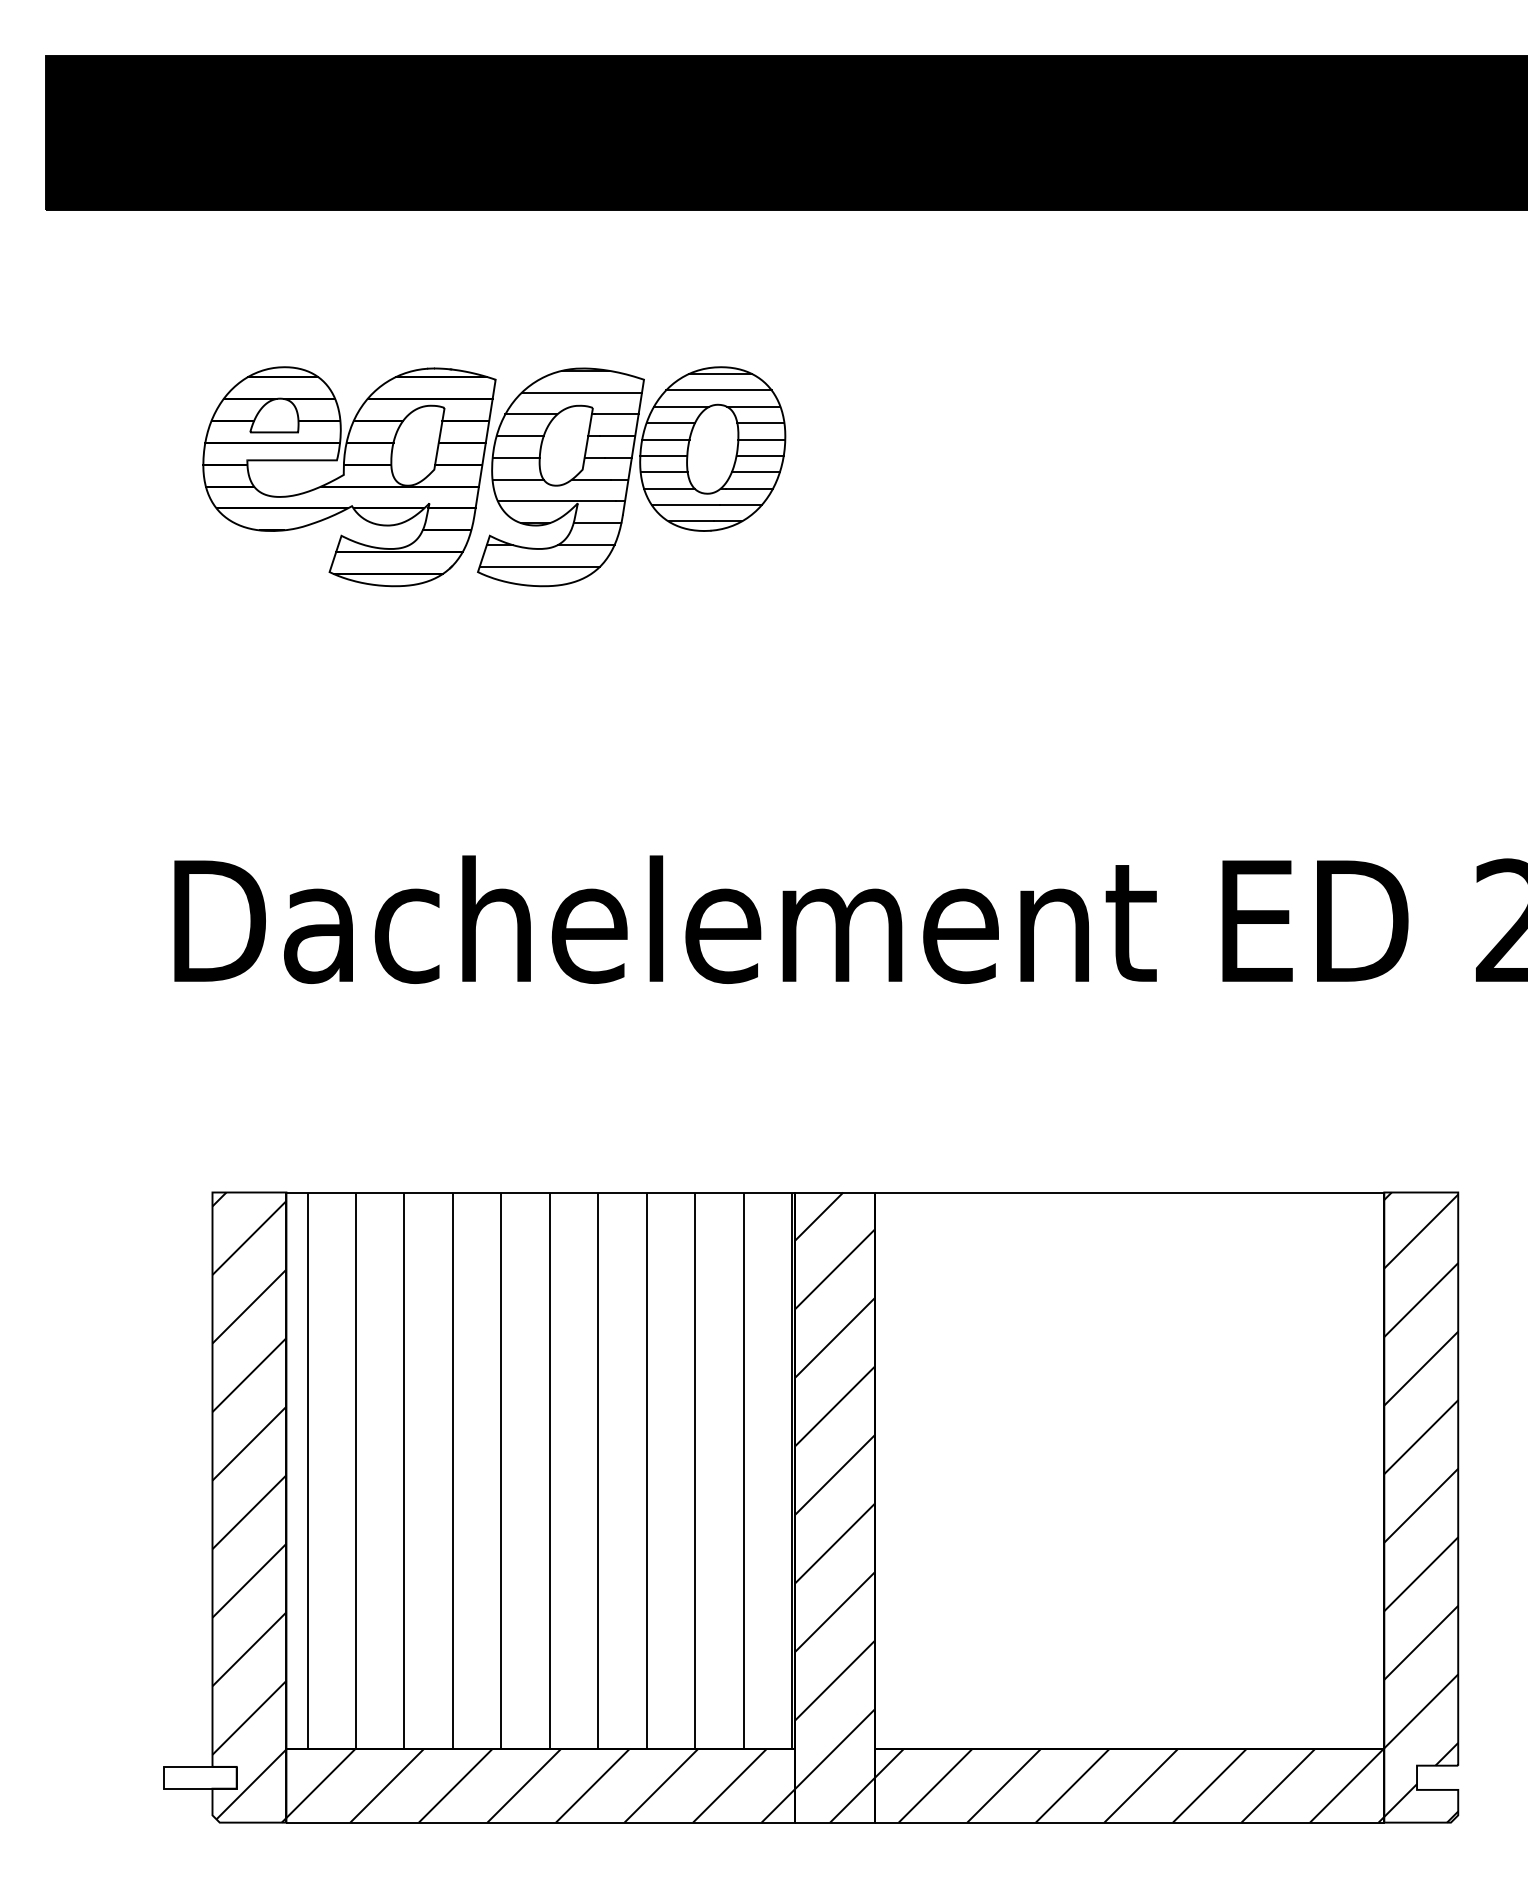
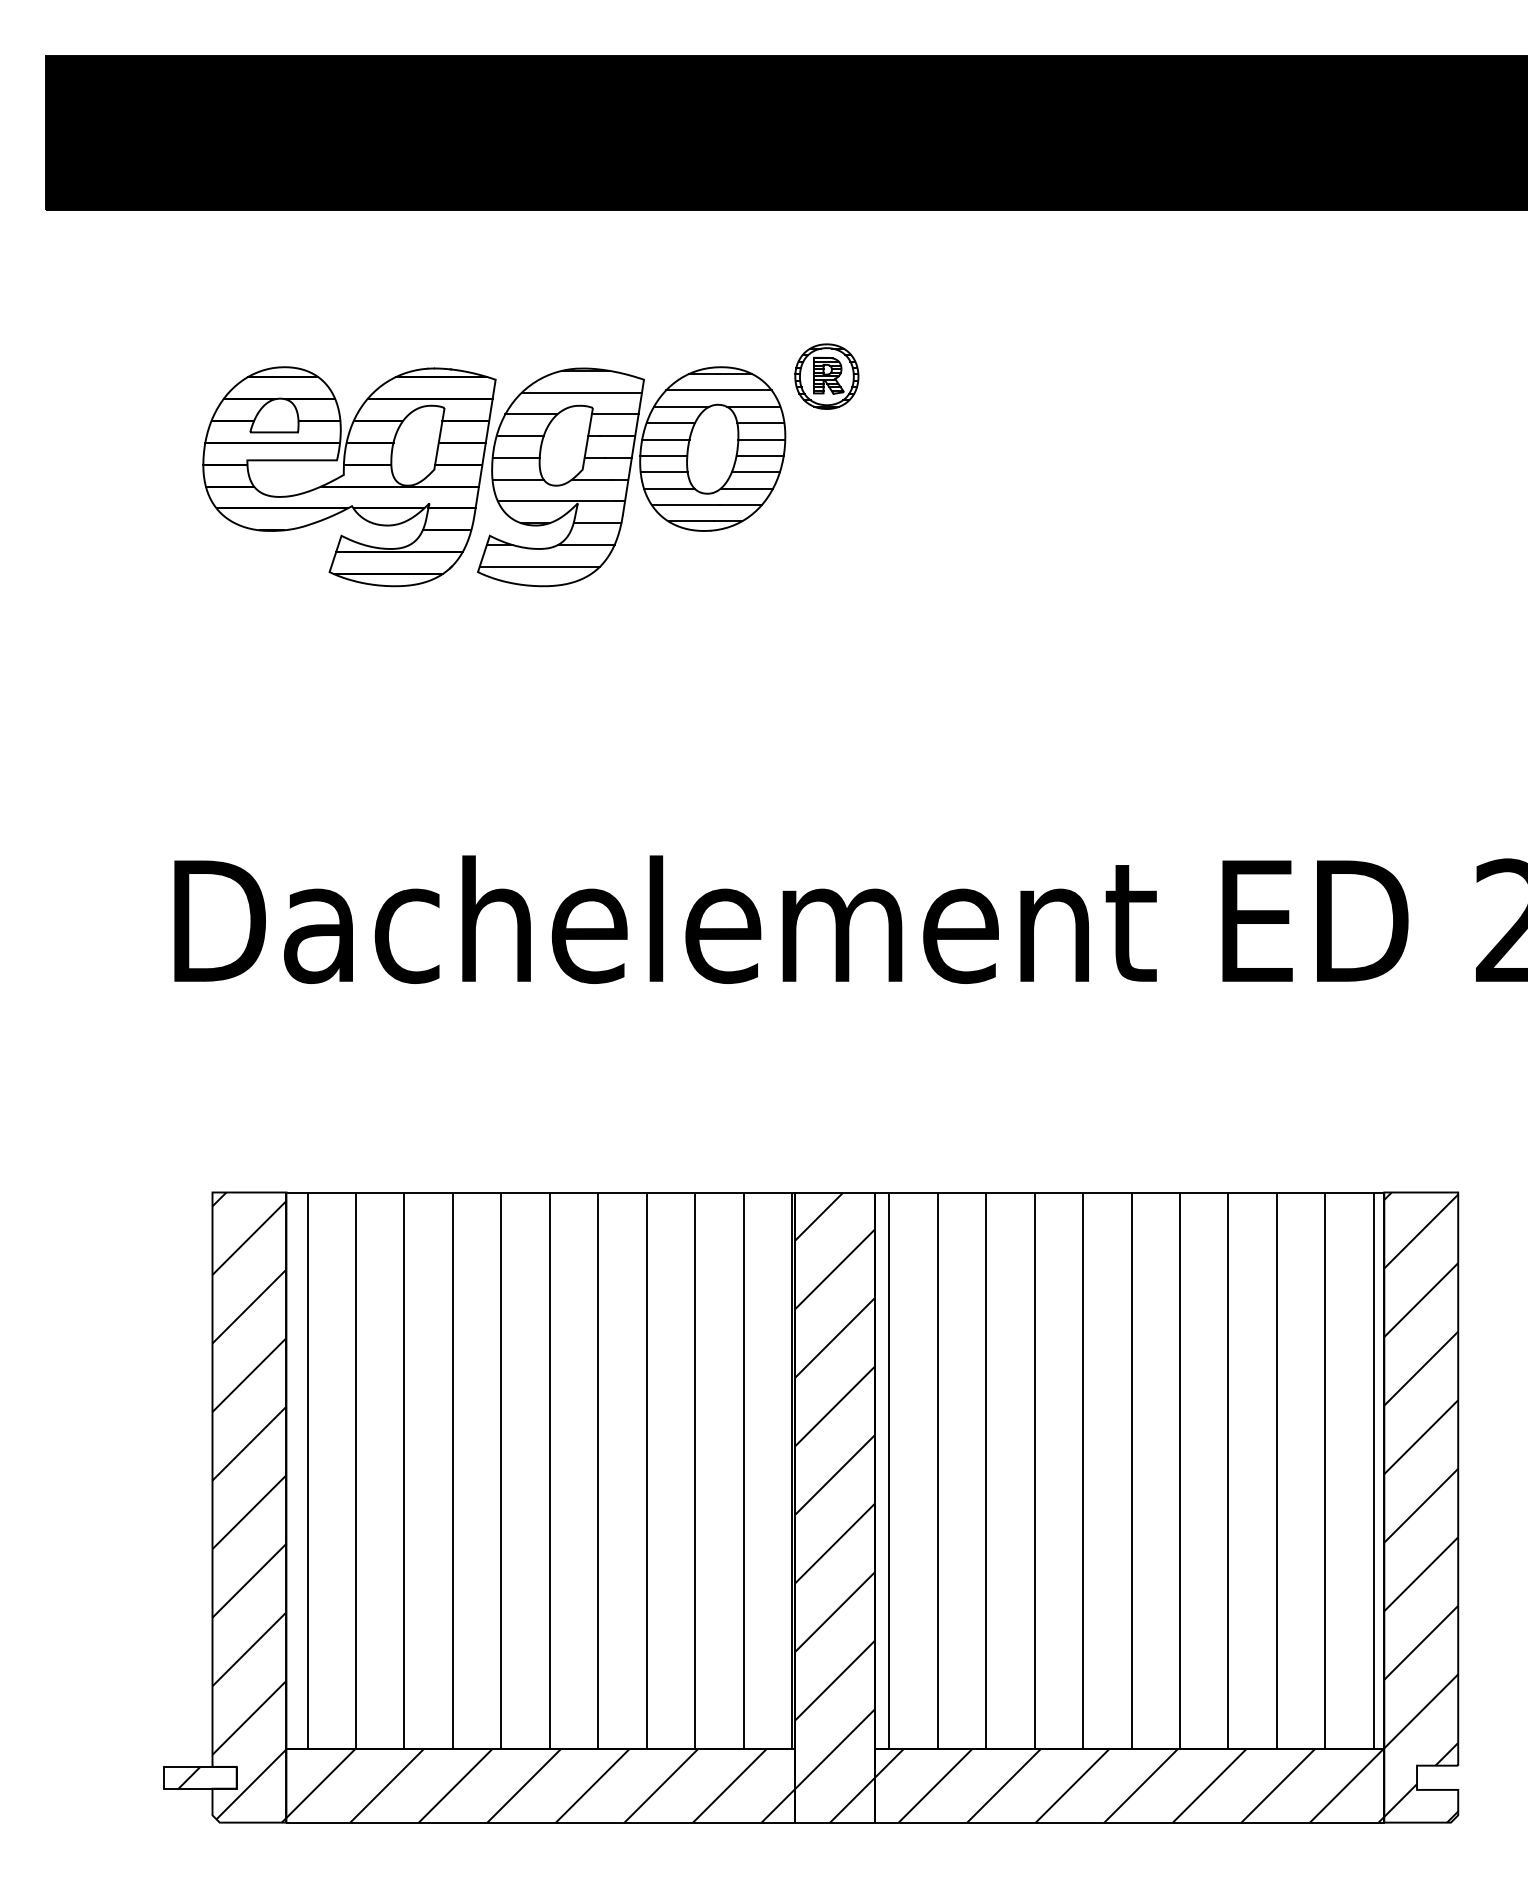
part: none -> present (826, 376)
hatch: none -> present (1131, 1470)
hatch: none -> present (189, 1777)
